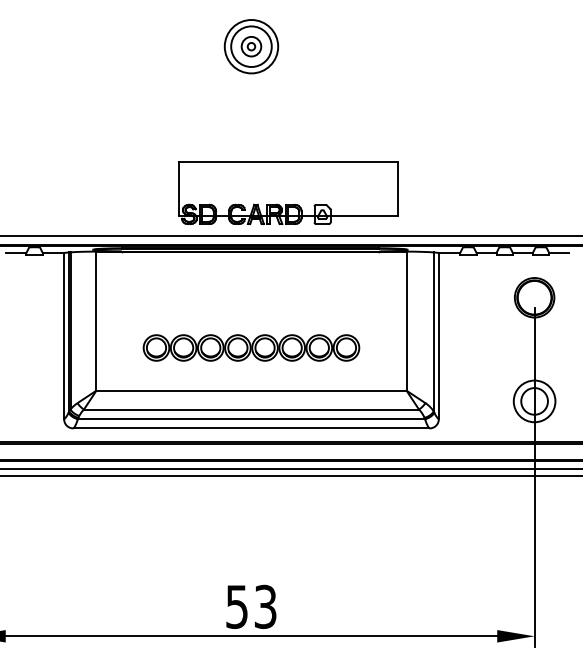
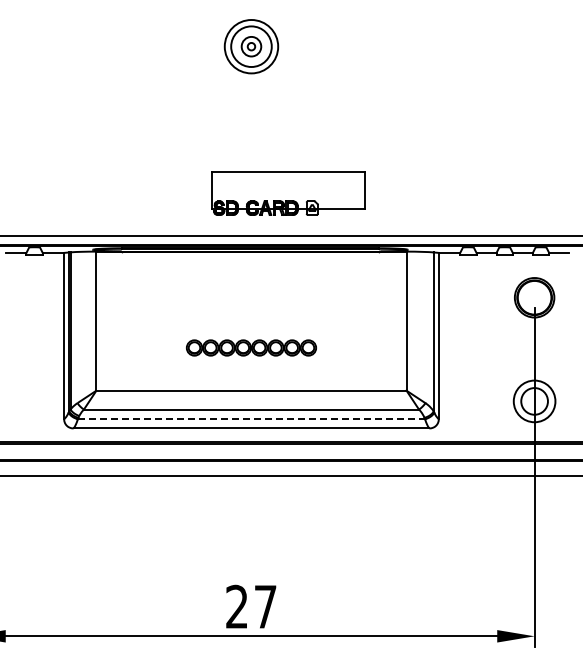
part size: 221x65 px -> 155x45 px (288, 193)
part size: 219x28 px -> 131x18 px (251, 347)
line: solid -> dashed (251, 419)
line: present -> none (290, 468)
text: 53 -> 27 (251, 606)
